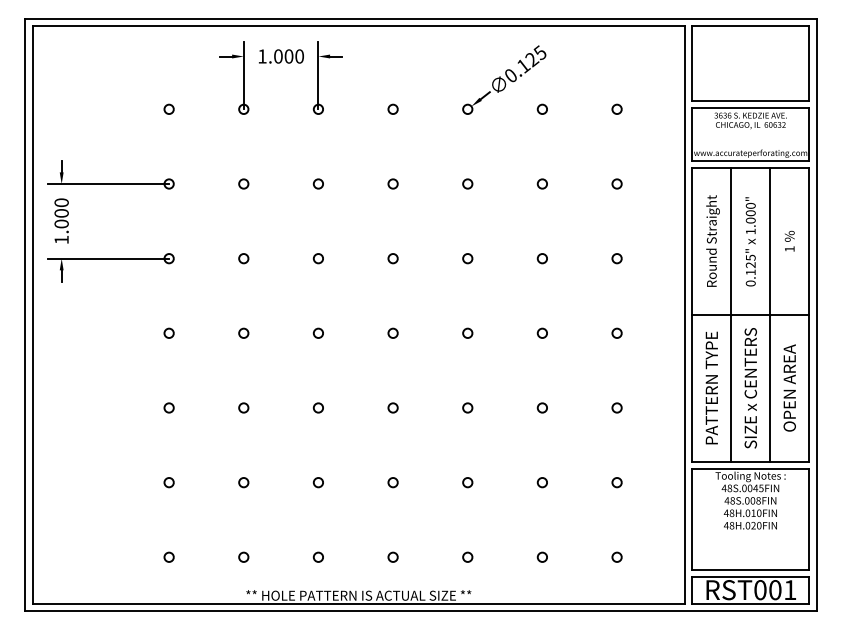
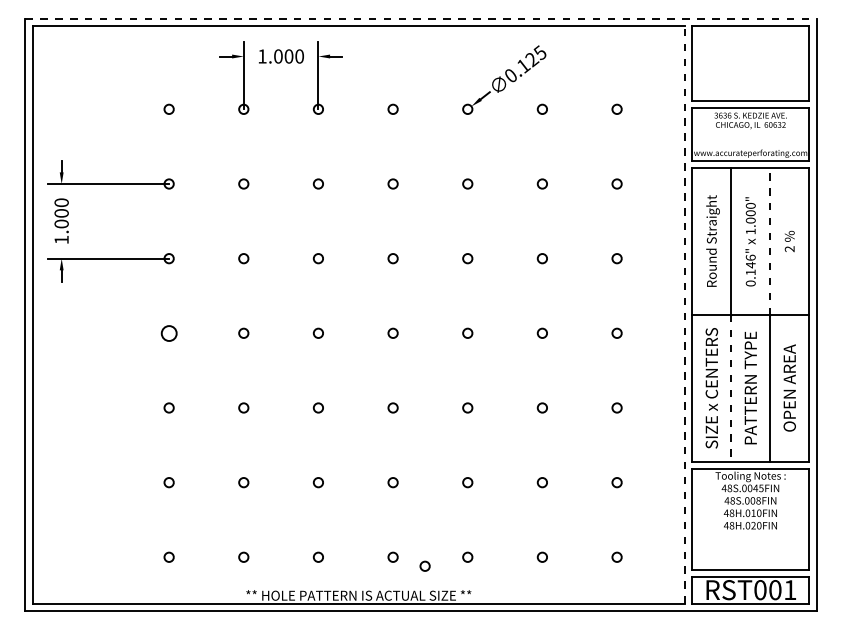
line: solid -> dashed (421, 18)
line: solid -> dashed (770, 241)
text: 1 -> 2 (789, 249)
text: 0.125" -> 0.146" (750, 261)
line: solid -> dashed (684, 315)
circle size: 12x12 px -> 18x17 px (168, 333)
text: PATTERN TYPE -> SIZE x CENTERS (711, 388)
line: solid -> dashed (731, 388)
text: SIZE x CENTERS -> PATTERN TYPE (750, 388)
circle: none -> present (424, 565)
